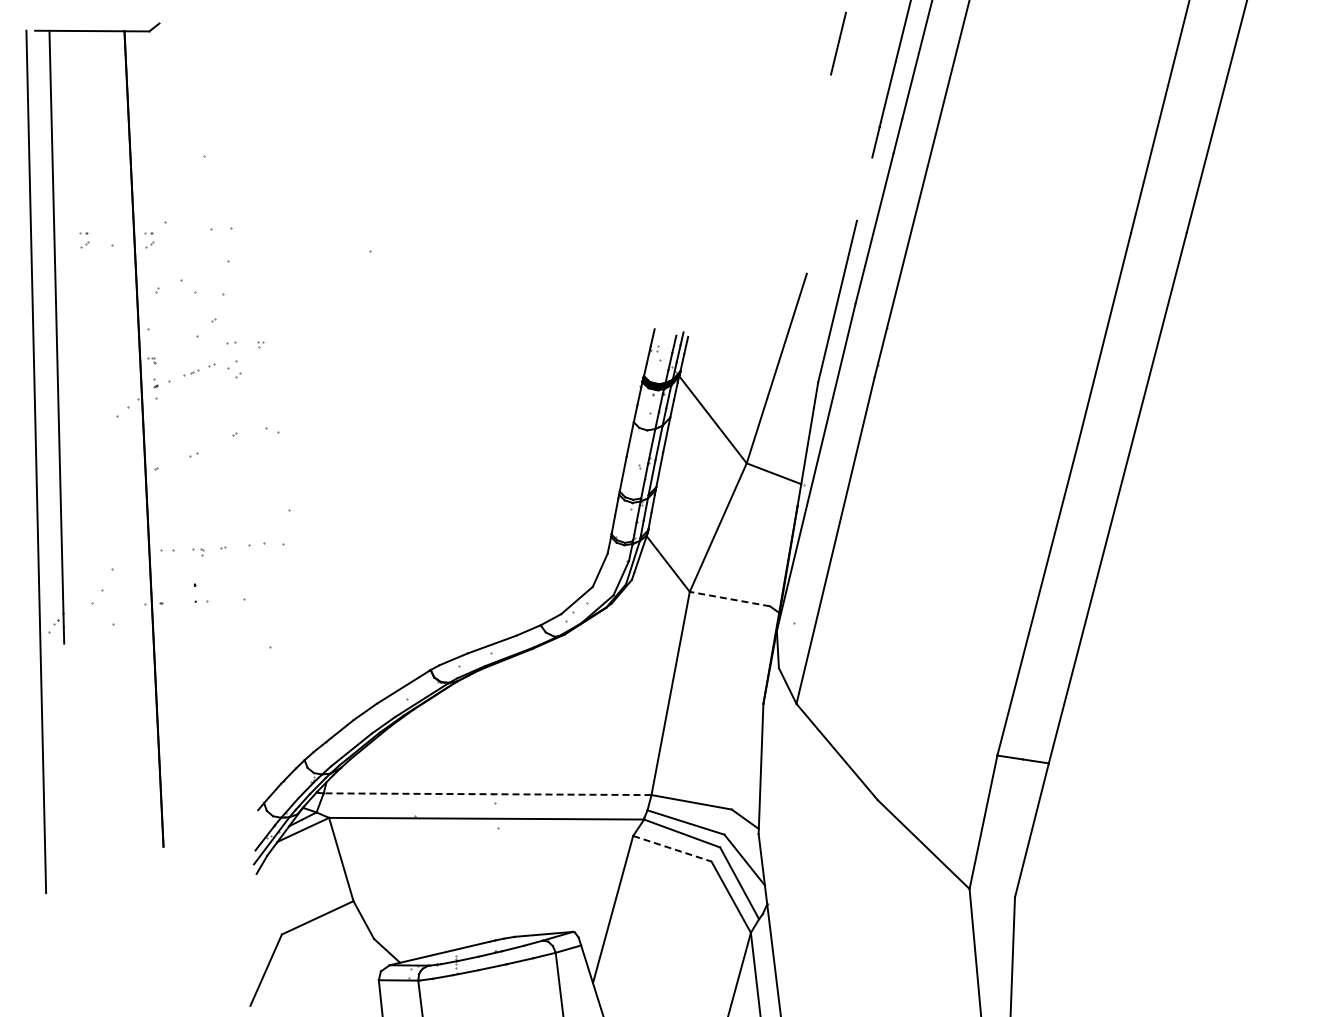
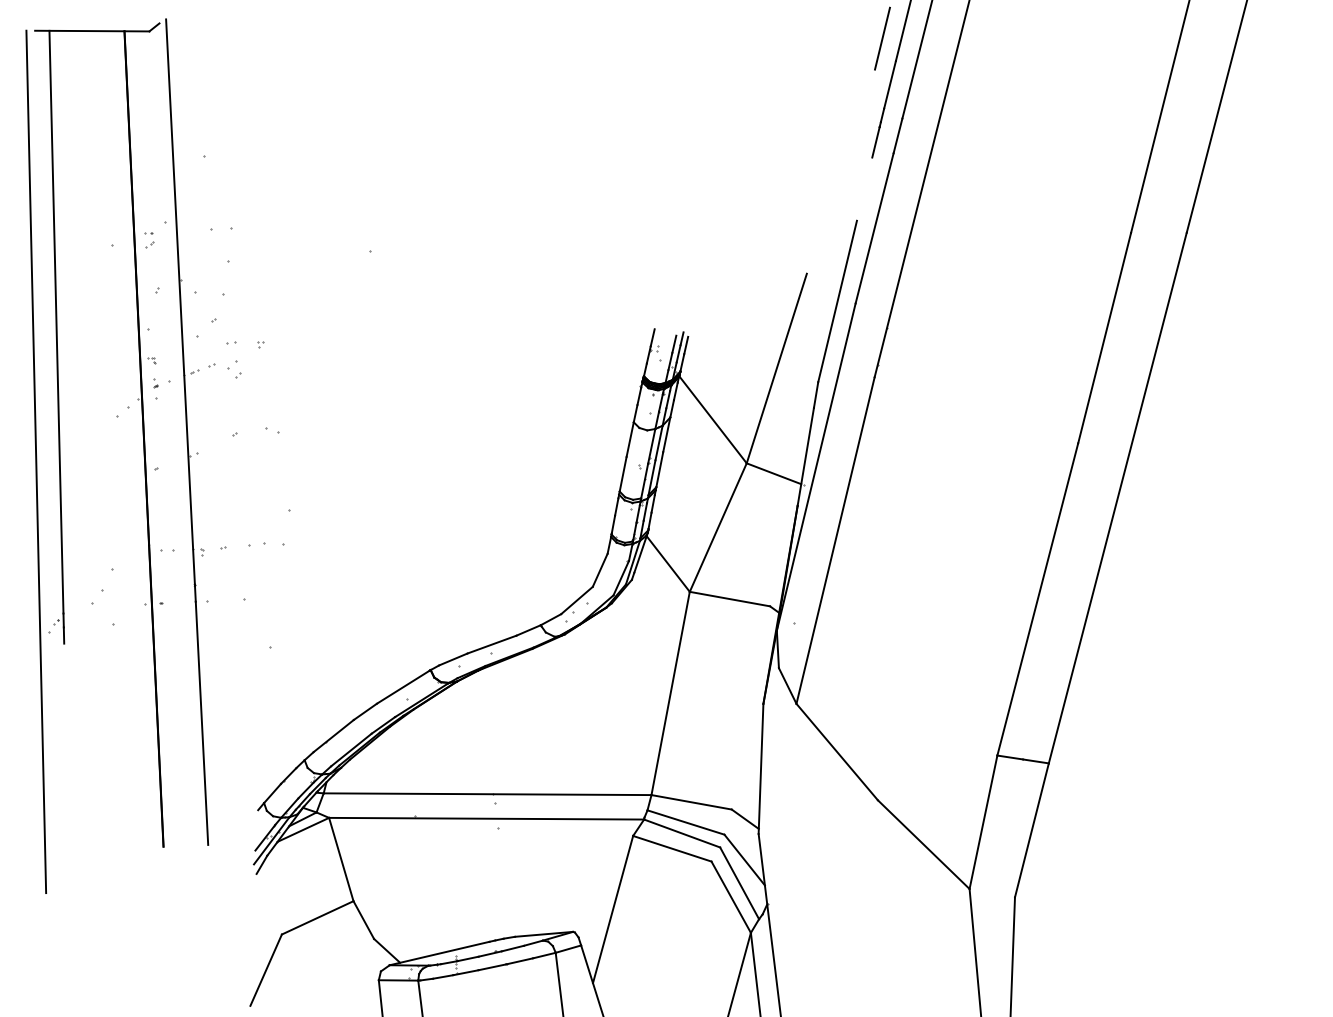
line position: (838, 43) -> (882, 38) (882, 38)
part: present -> none (84, 240)
line: none -> present (187, 431)
line: dashed -> solid (729, 599)
line: dashed -> solid (487, 794)
line: dashed -> solid (672, 848)
